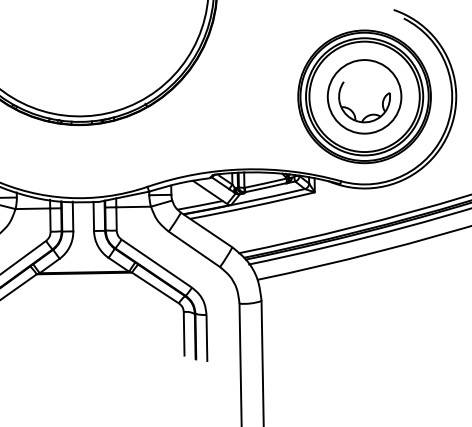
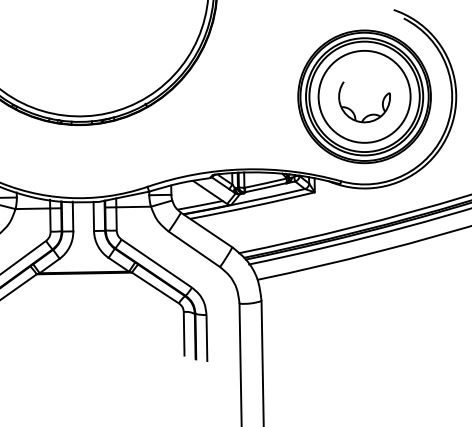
circle diameter: 74 px -> 92 px (364, 96)
